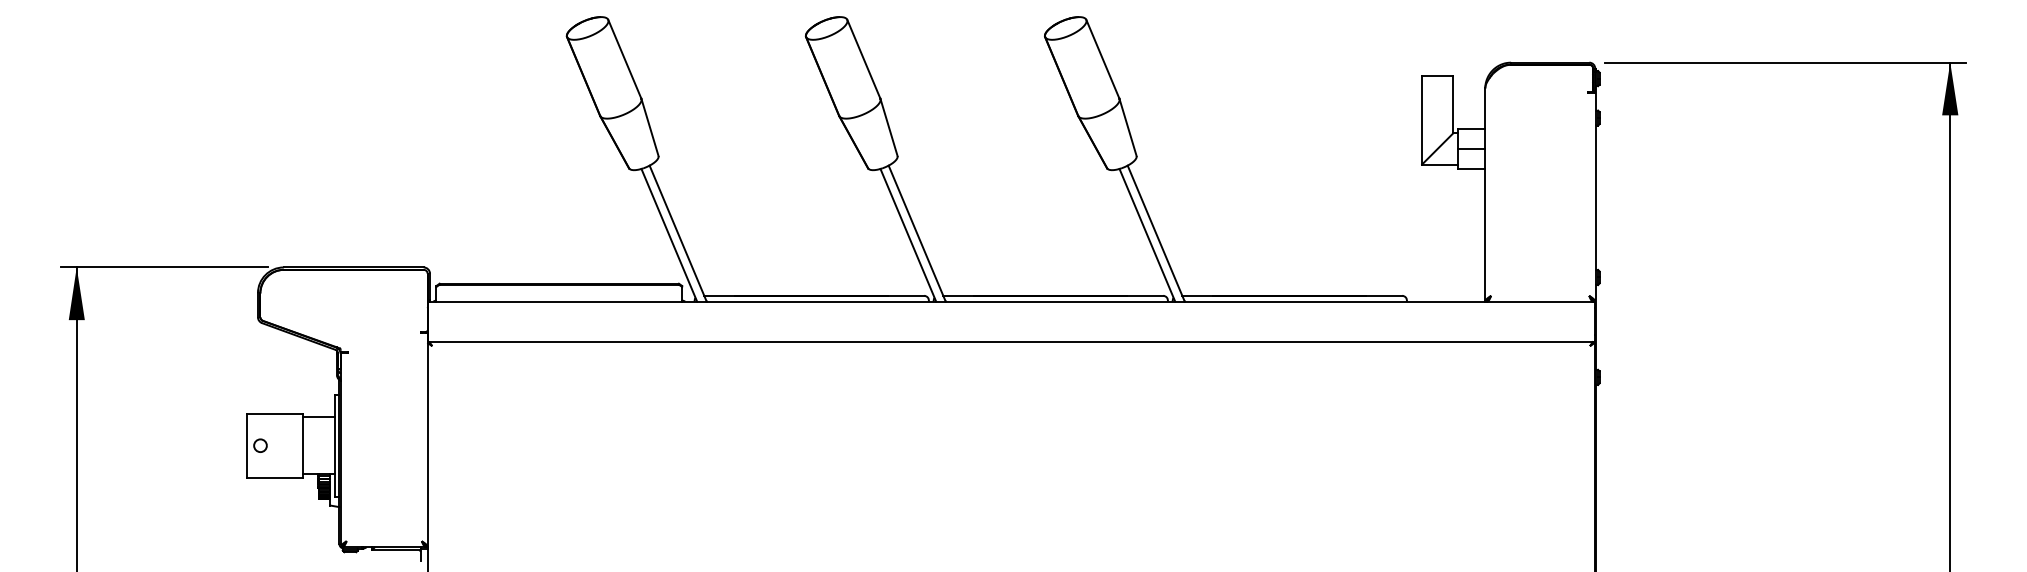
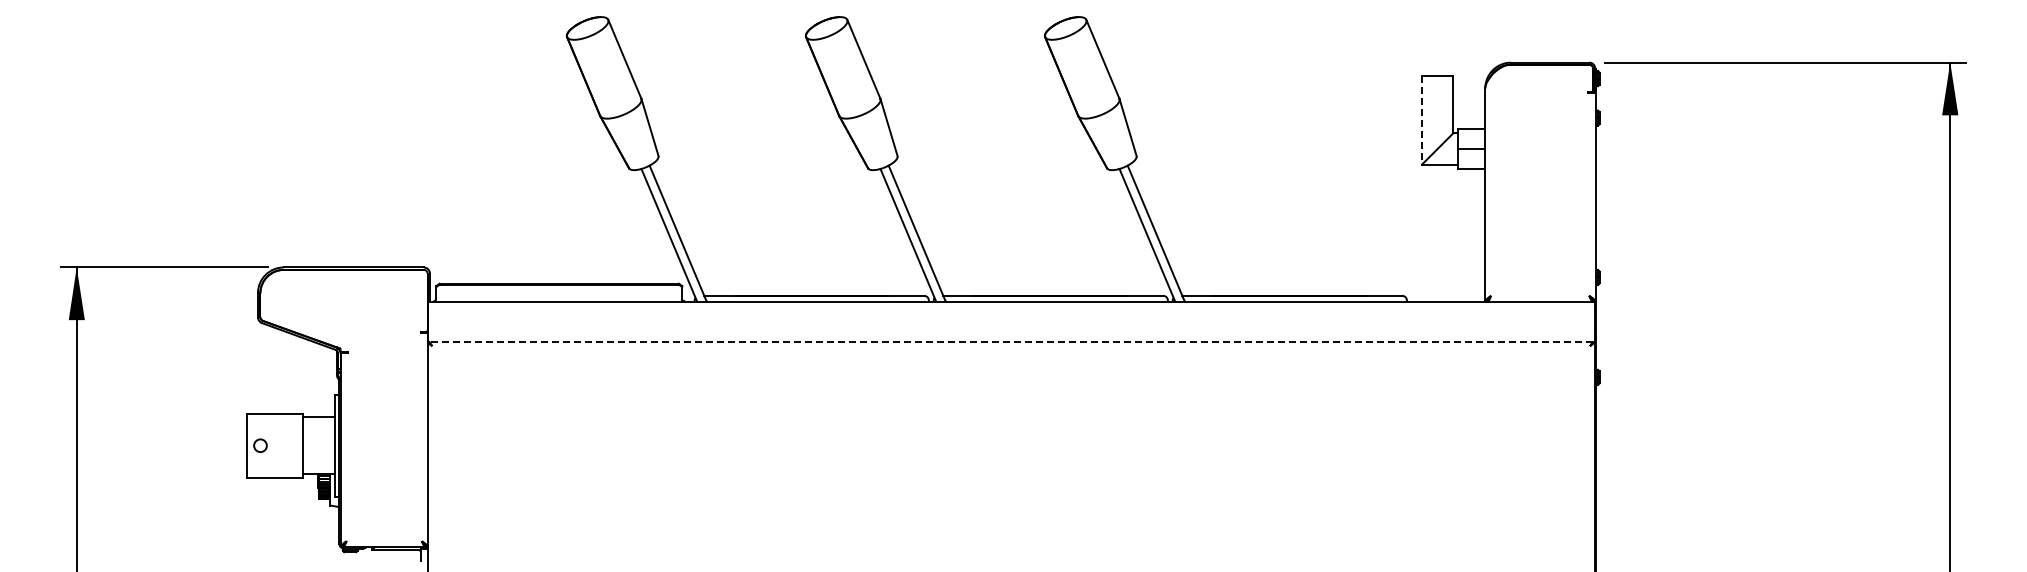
line: solid -> dashed (1421, 120)
line: solid -> dashed (1011, 341)
